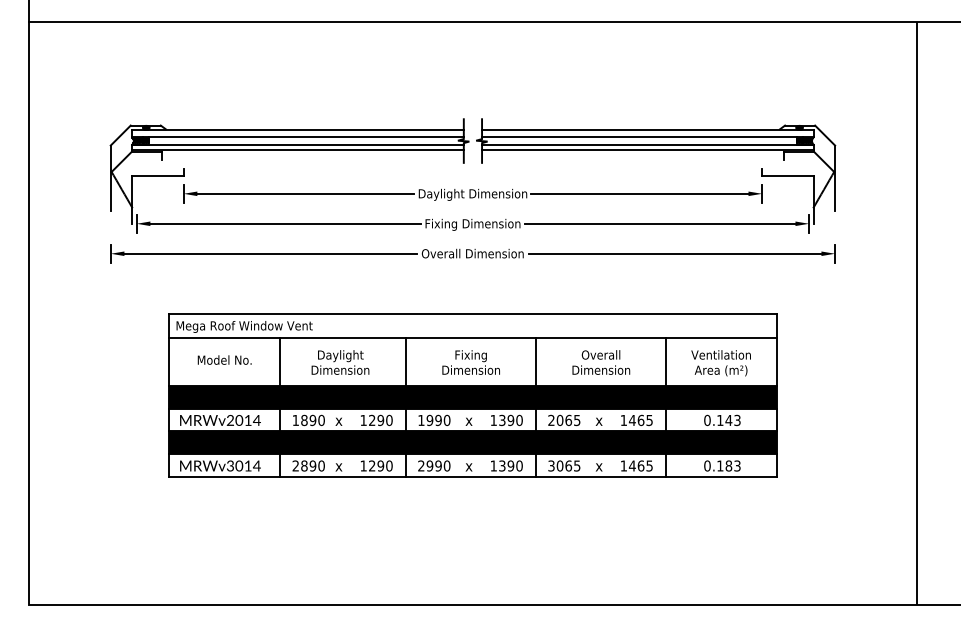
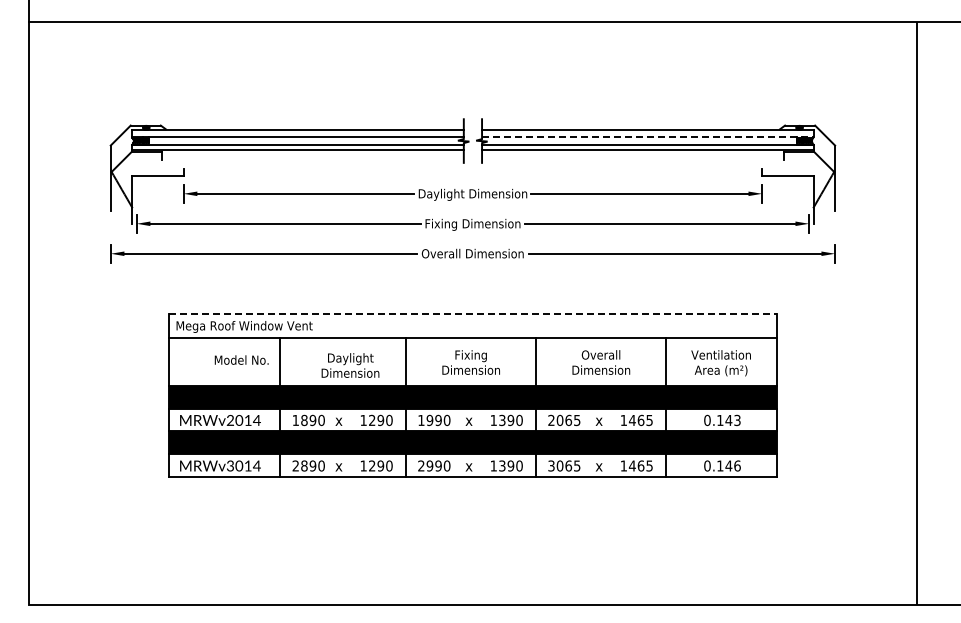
line: solid -> dashed (647, 137)
line: solid -> dashed (473, 314)
text position: (224, 359) -> (241, 359) (241, 359)
text position: (340, 362) -> (350, 365) (350, 365)
text: 0.183 -> 0.146 (732, 465)
